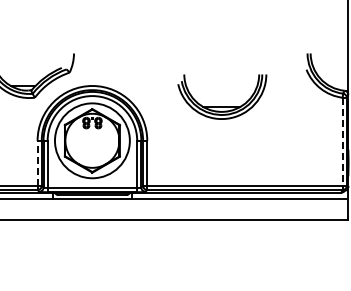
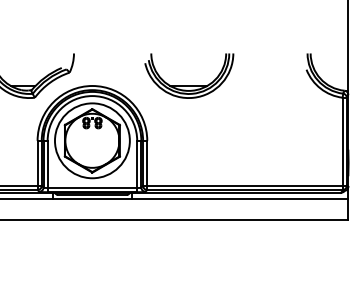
part position: (222, 106) -> (189, 85) (189, 85)
line: dashed -> solid (342, 142)
line: dashed -> solid (37, 163)
